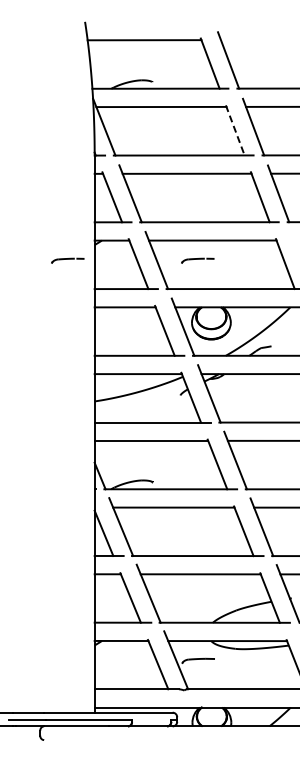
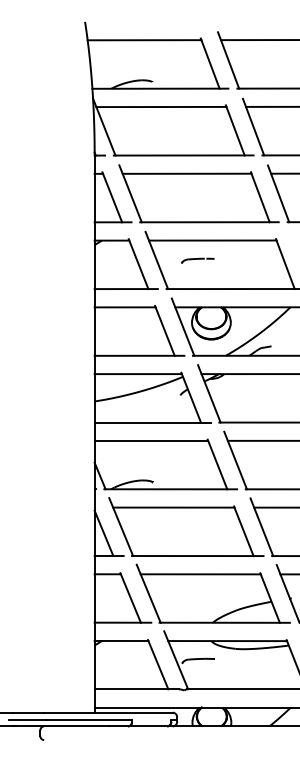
line: none -> present (258, 40)
line: dashed -> solid (235, 130)
part: present -> none (67, 260)
